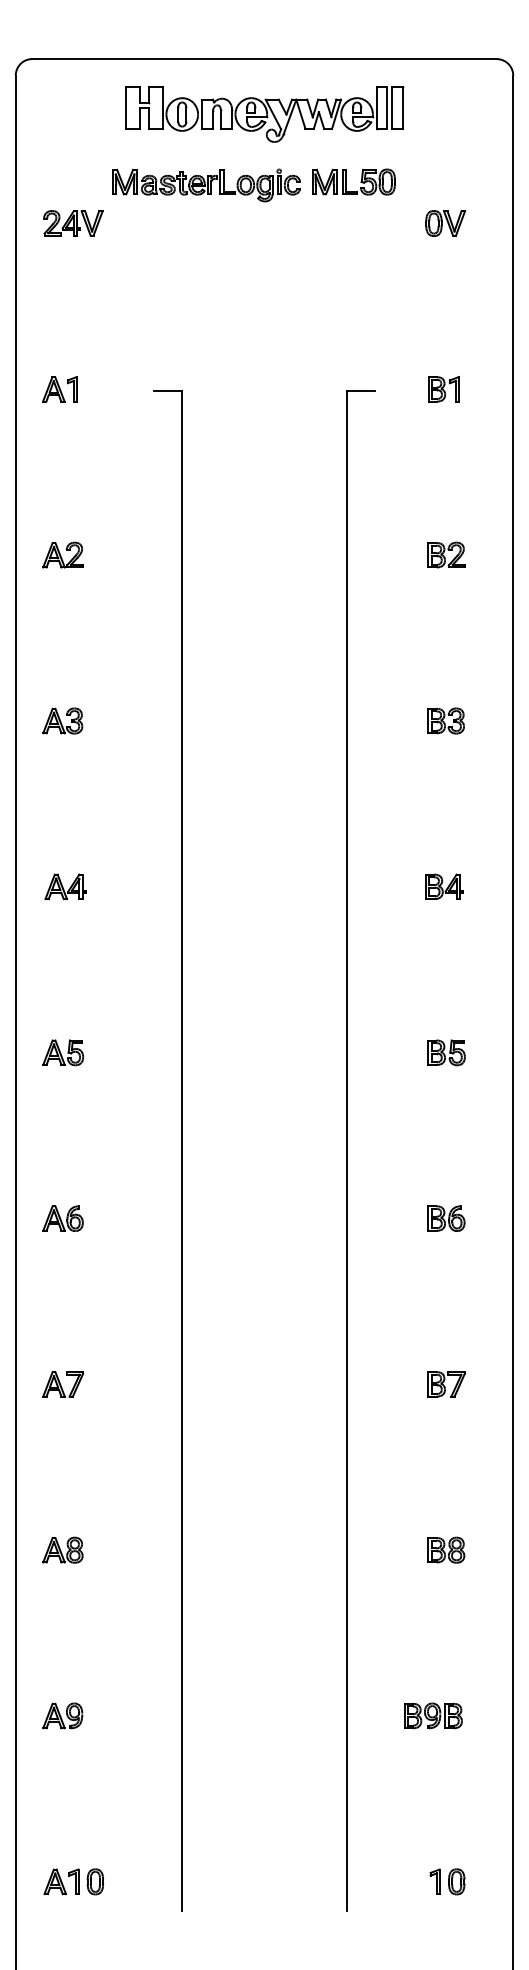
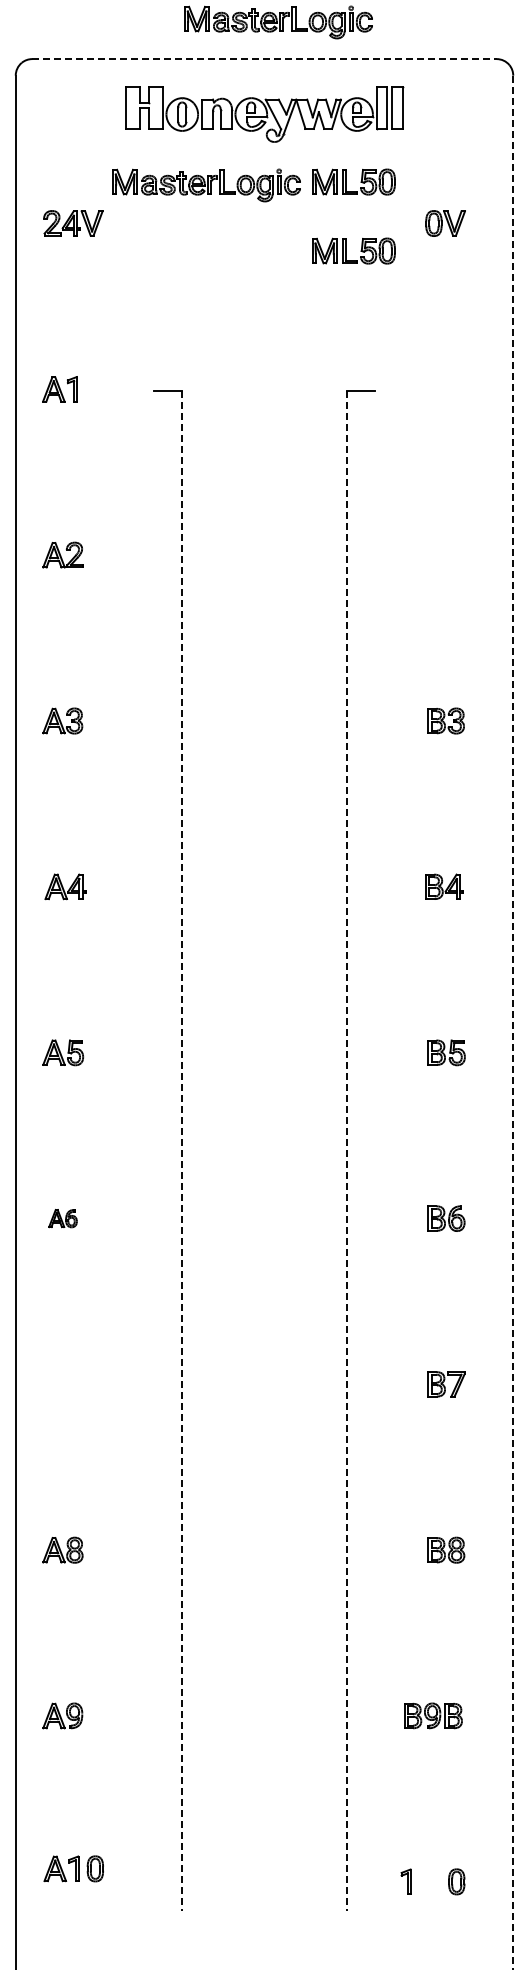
part: none -> present (278, 22)
line: solid -> dashed (264, 59)
part: none -> present (346, 250)
part: present -> none (443, 389)
part: present -> none (446, 554)
line: solid -> dashed (513, 1022)
line: solid -> dashed (181, 1151)
line: solid -> dashed (347, 1151)
part size: 42x27 px -> 30x20 px (62, 1218)
part: present -> none (63, 1384)
part position: (73, 1881) -> (73, 1868) (73, 1868)
part position: (434, 1881) -> (405, 1881) (405, 1881)
